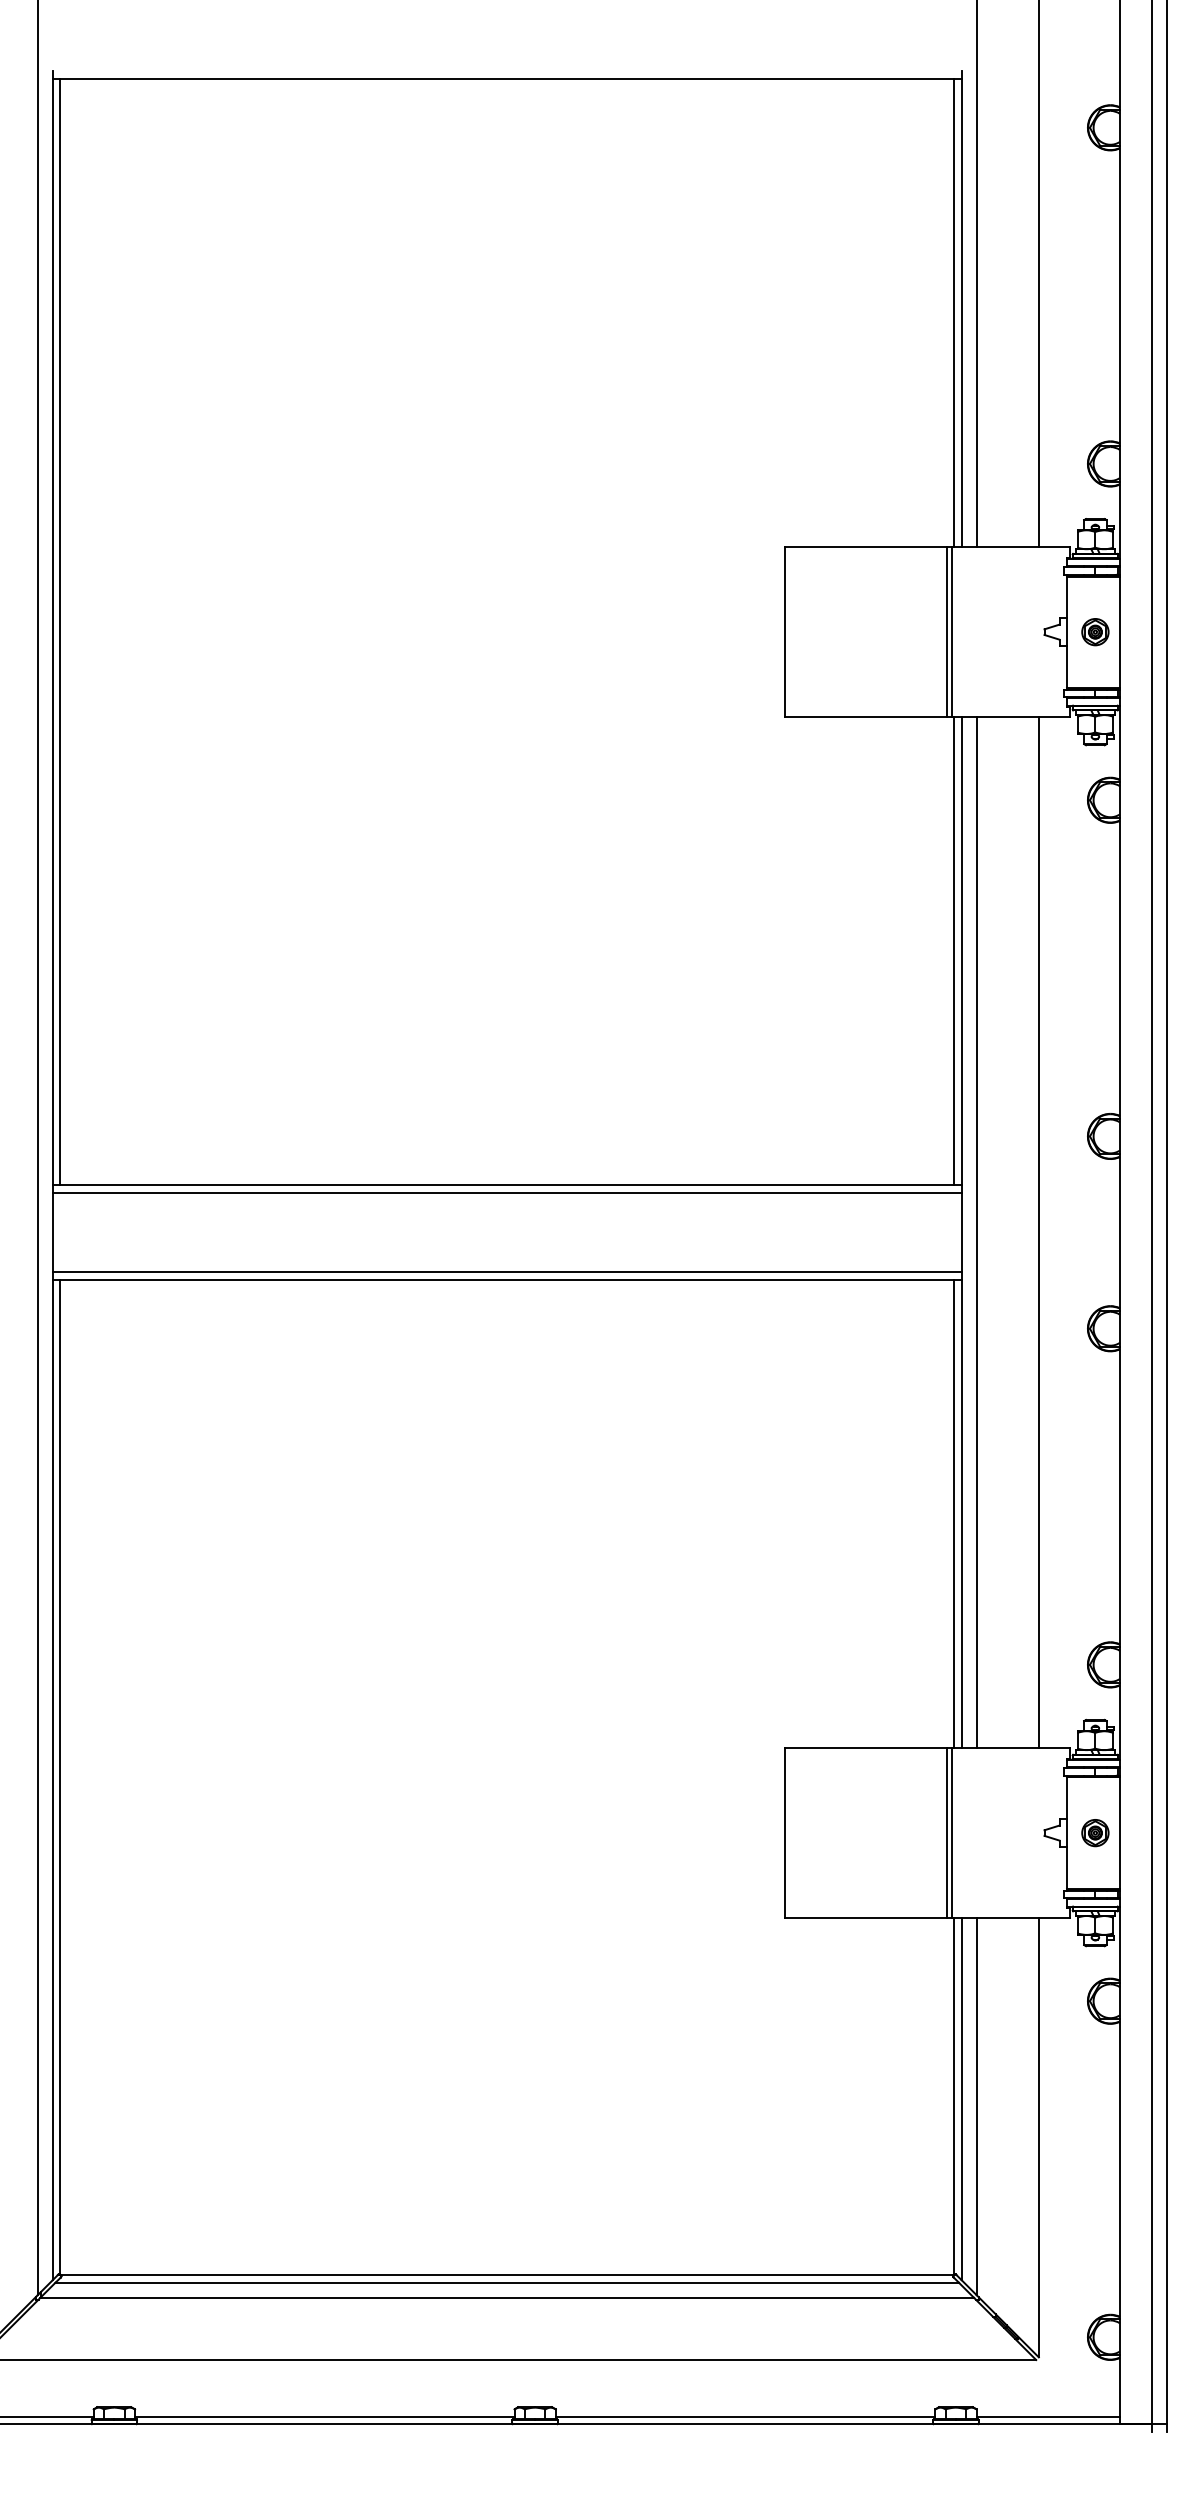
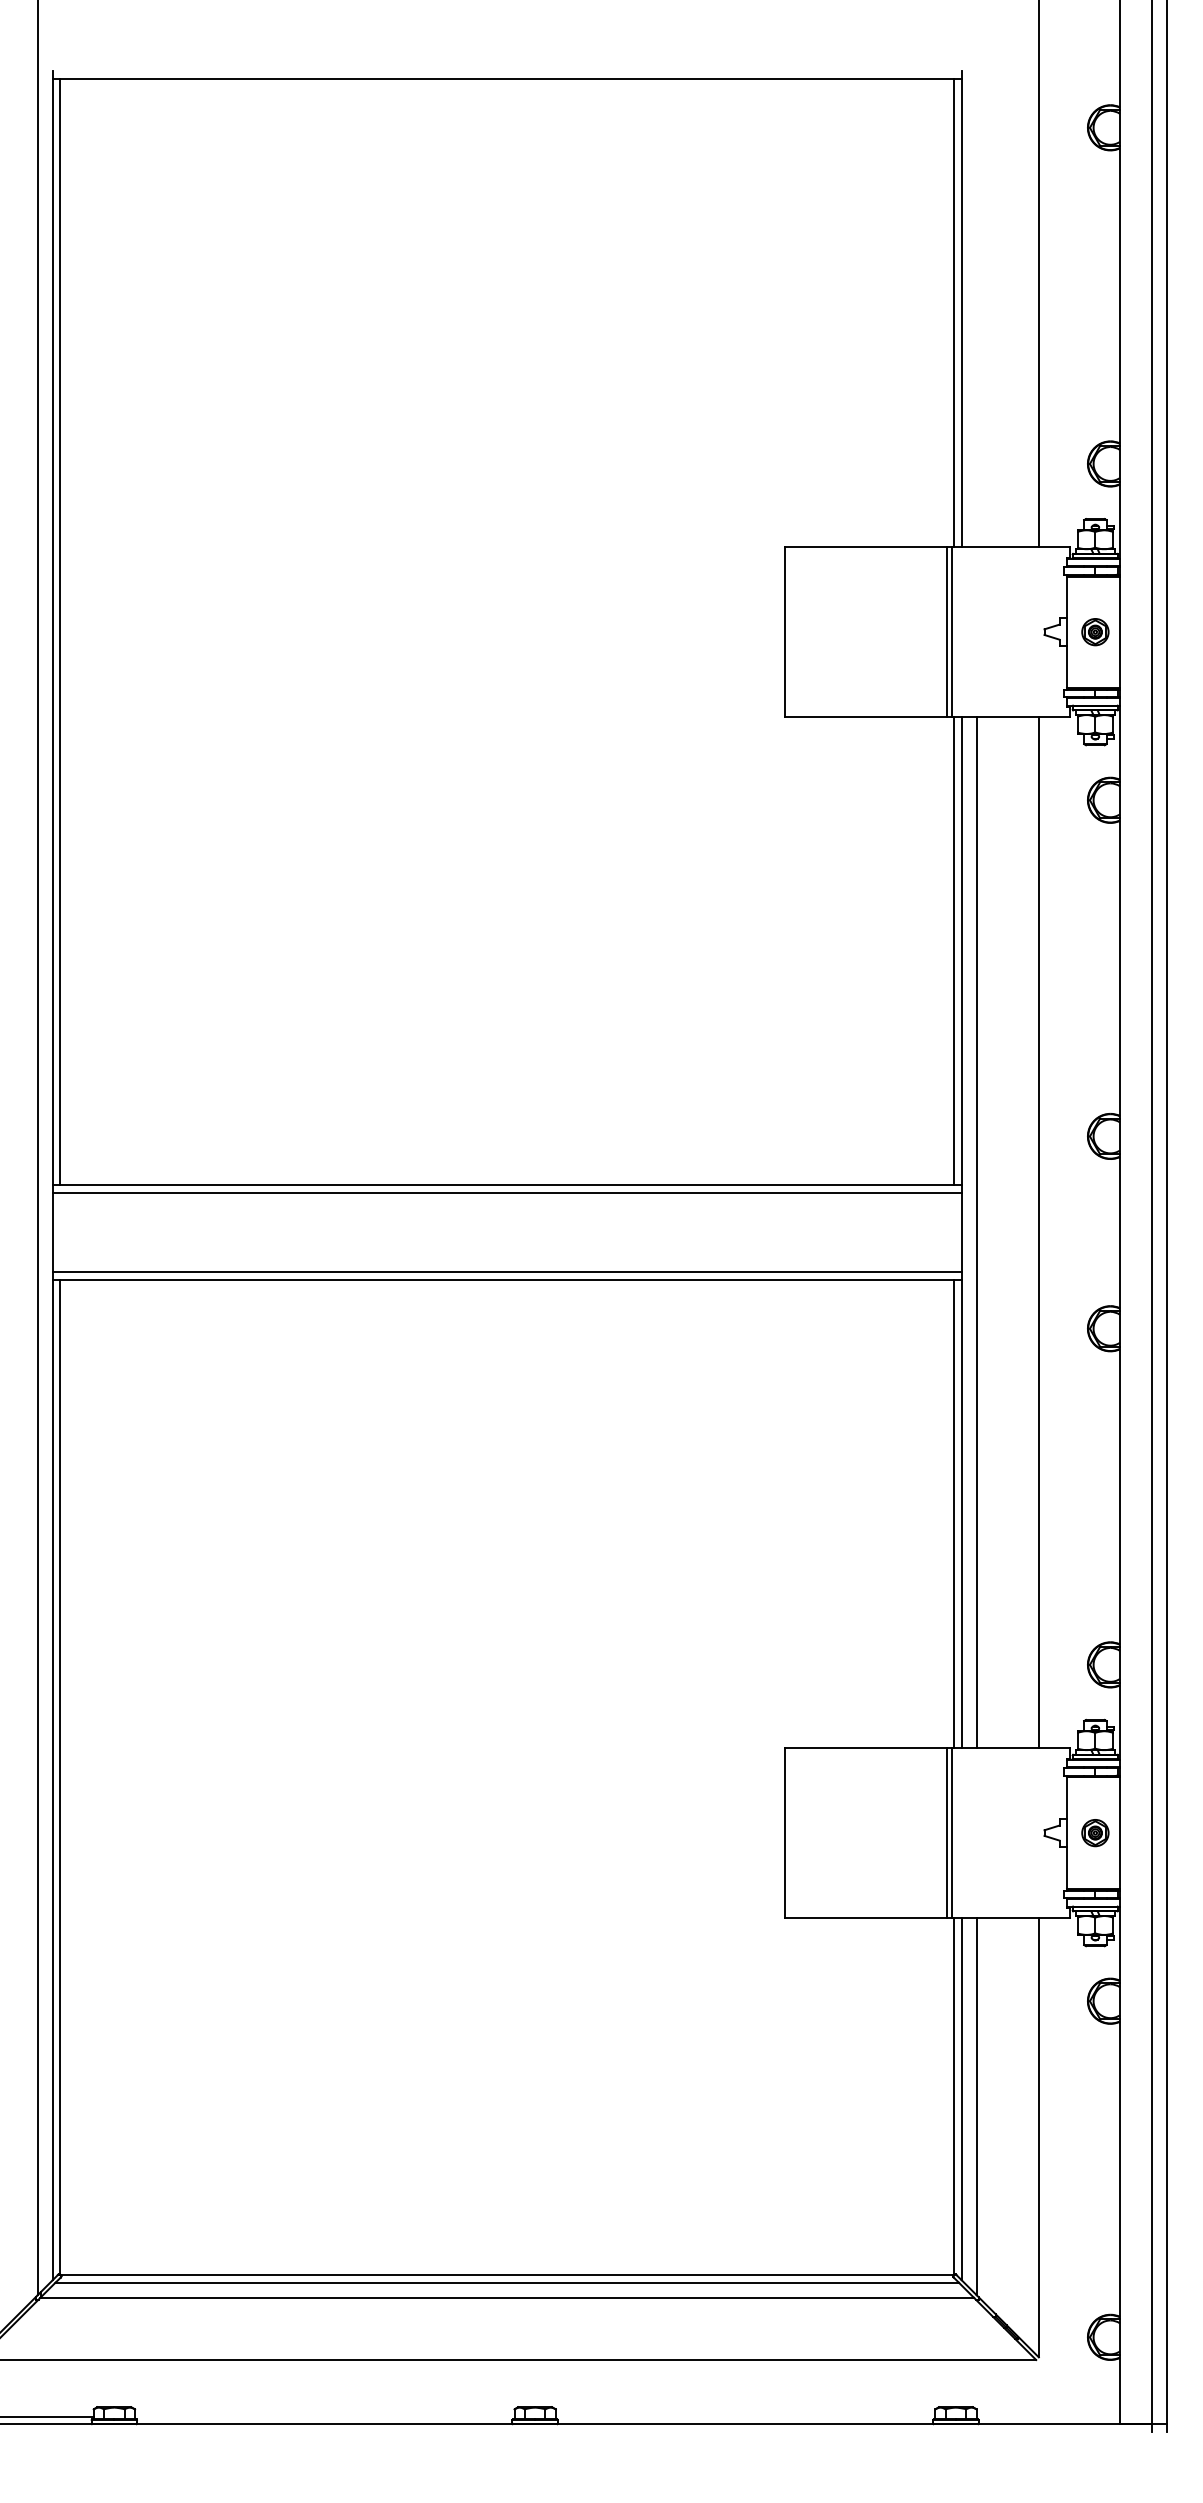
line: present -> none (976, 274)
line: present -> none (324, 2416)
line: present -> none (745, 2416)
line: present -> none (1047, 2416)
